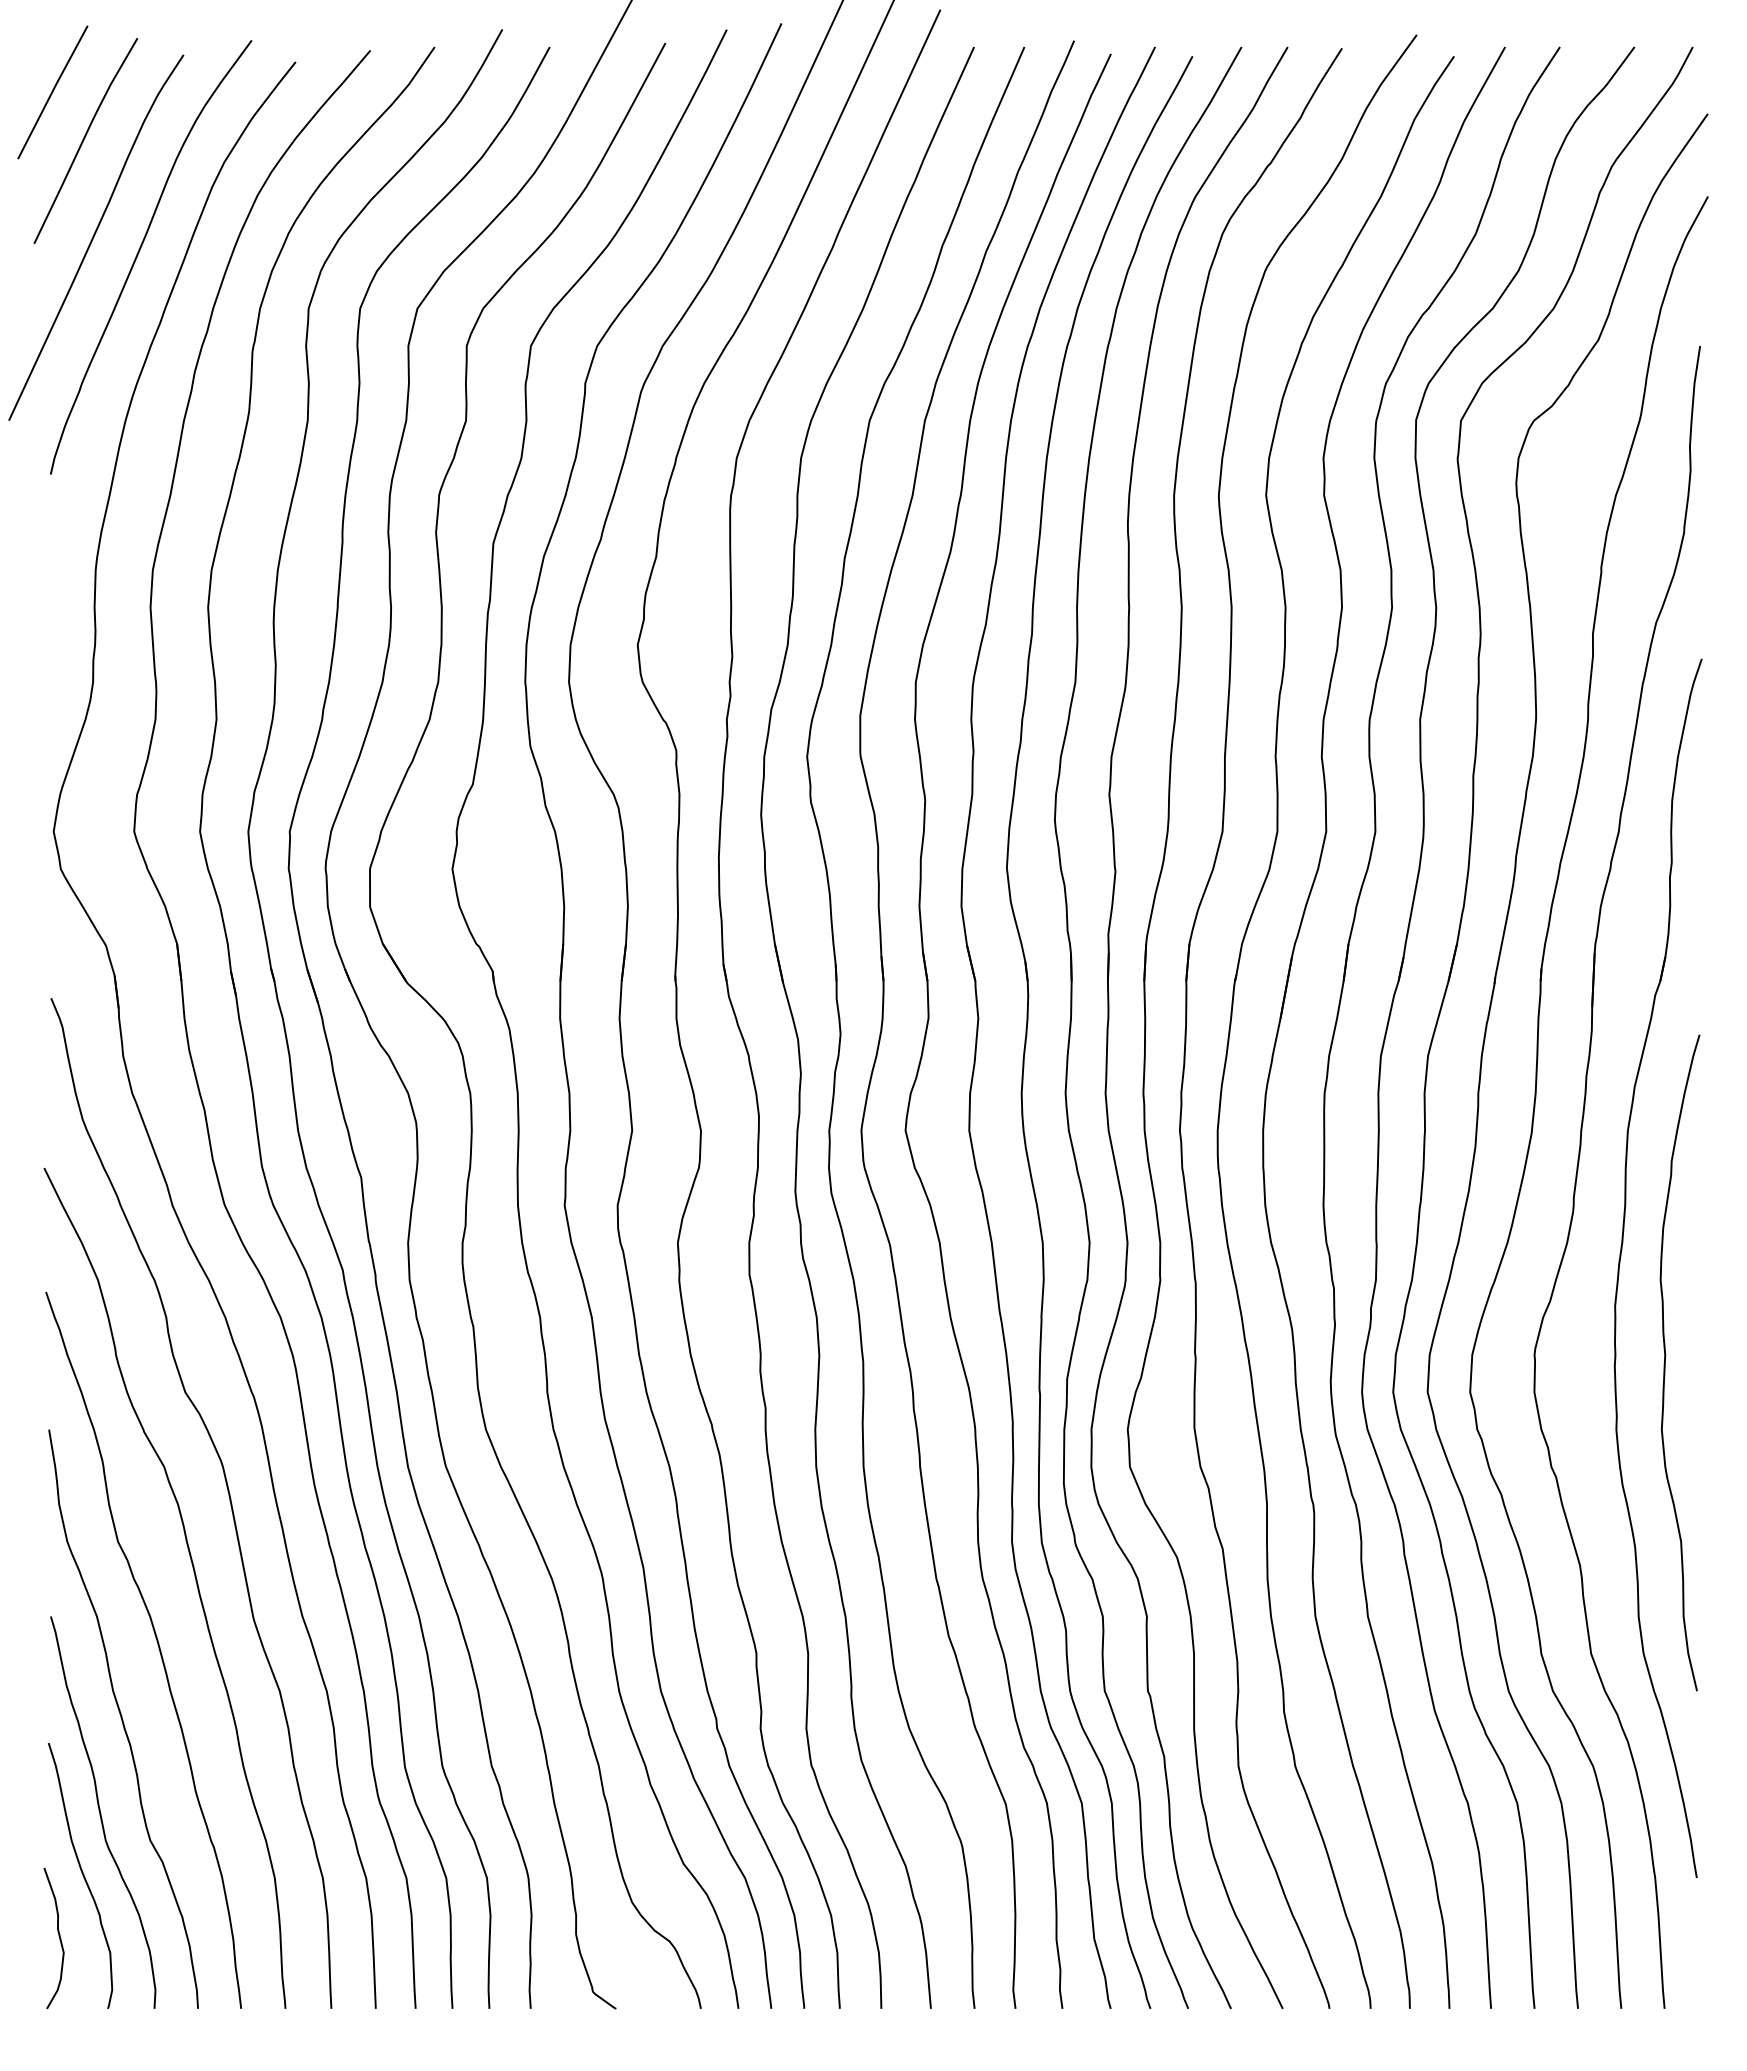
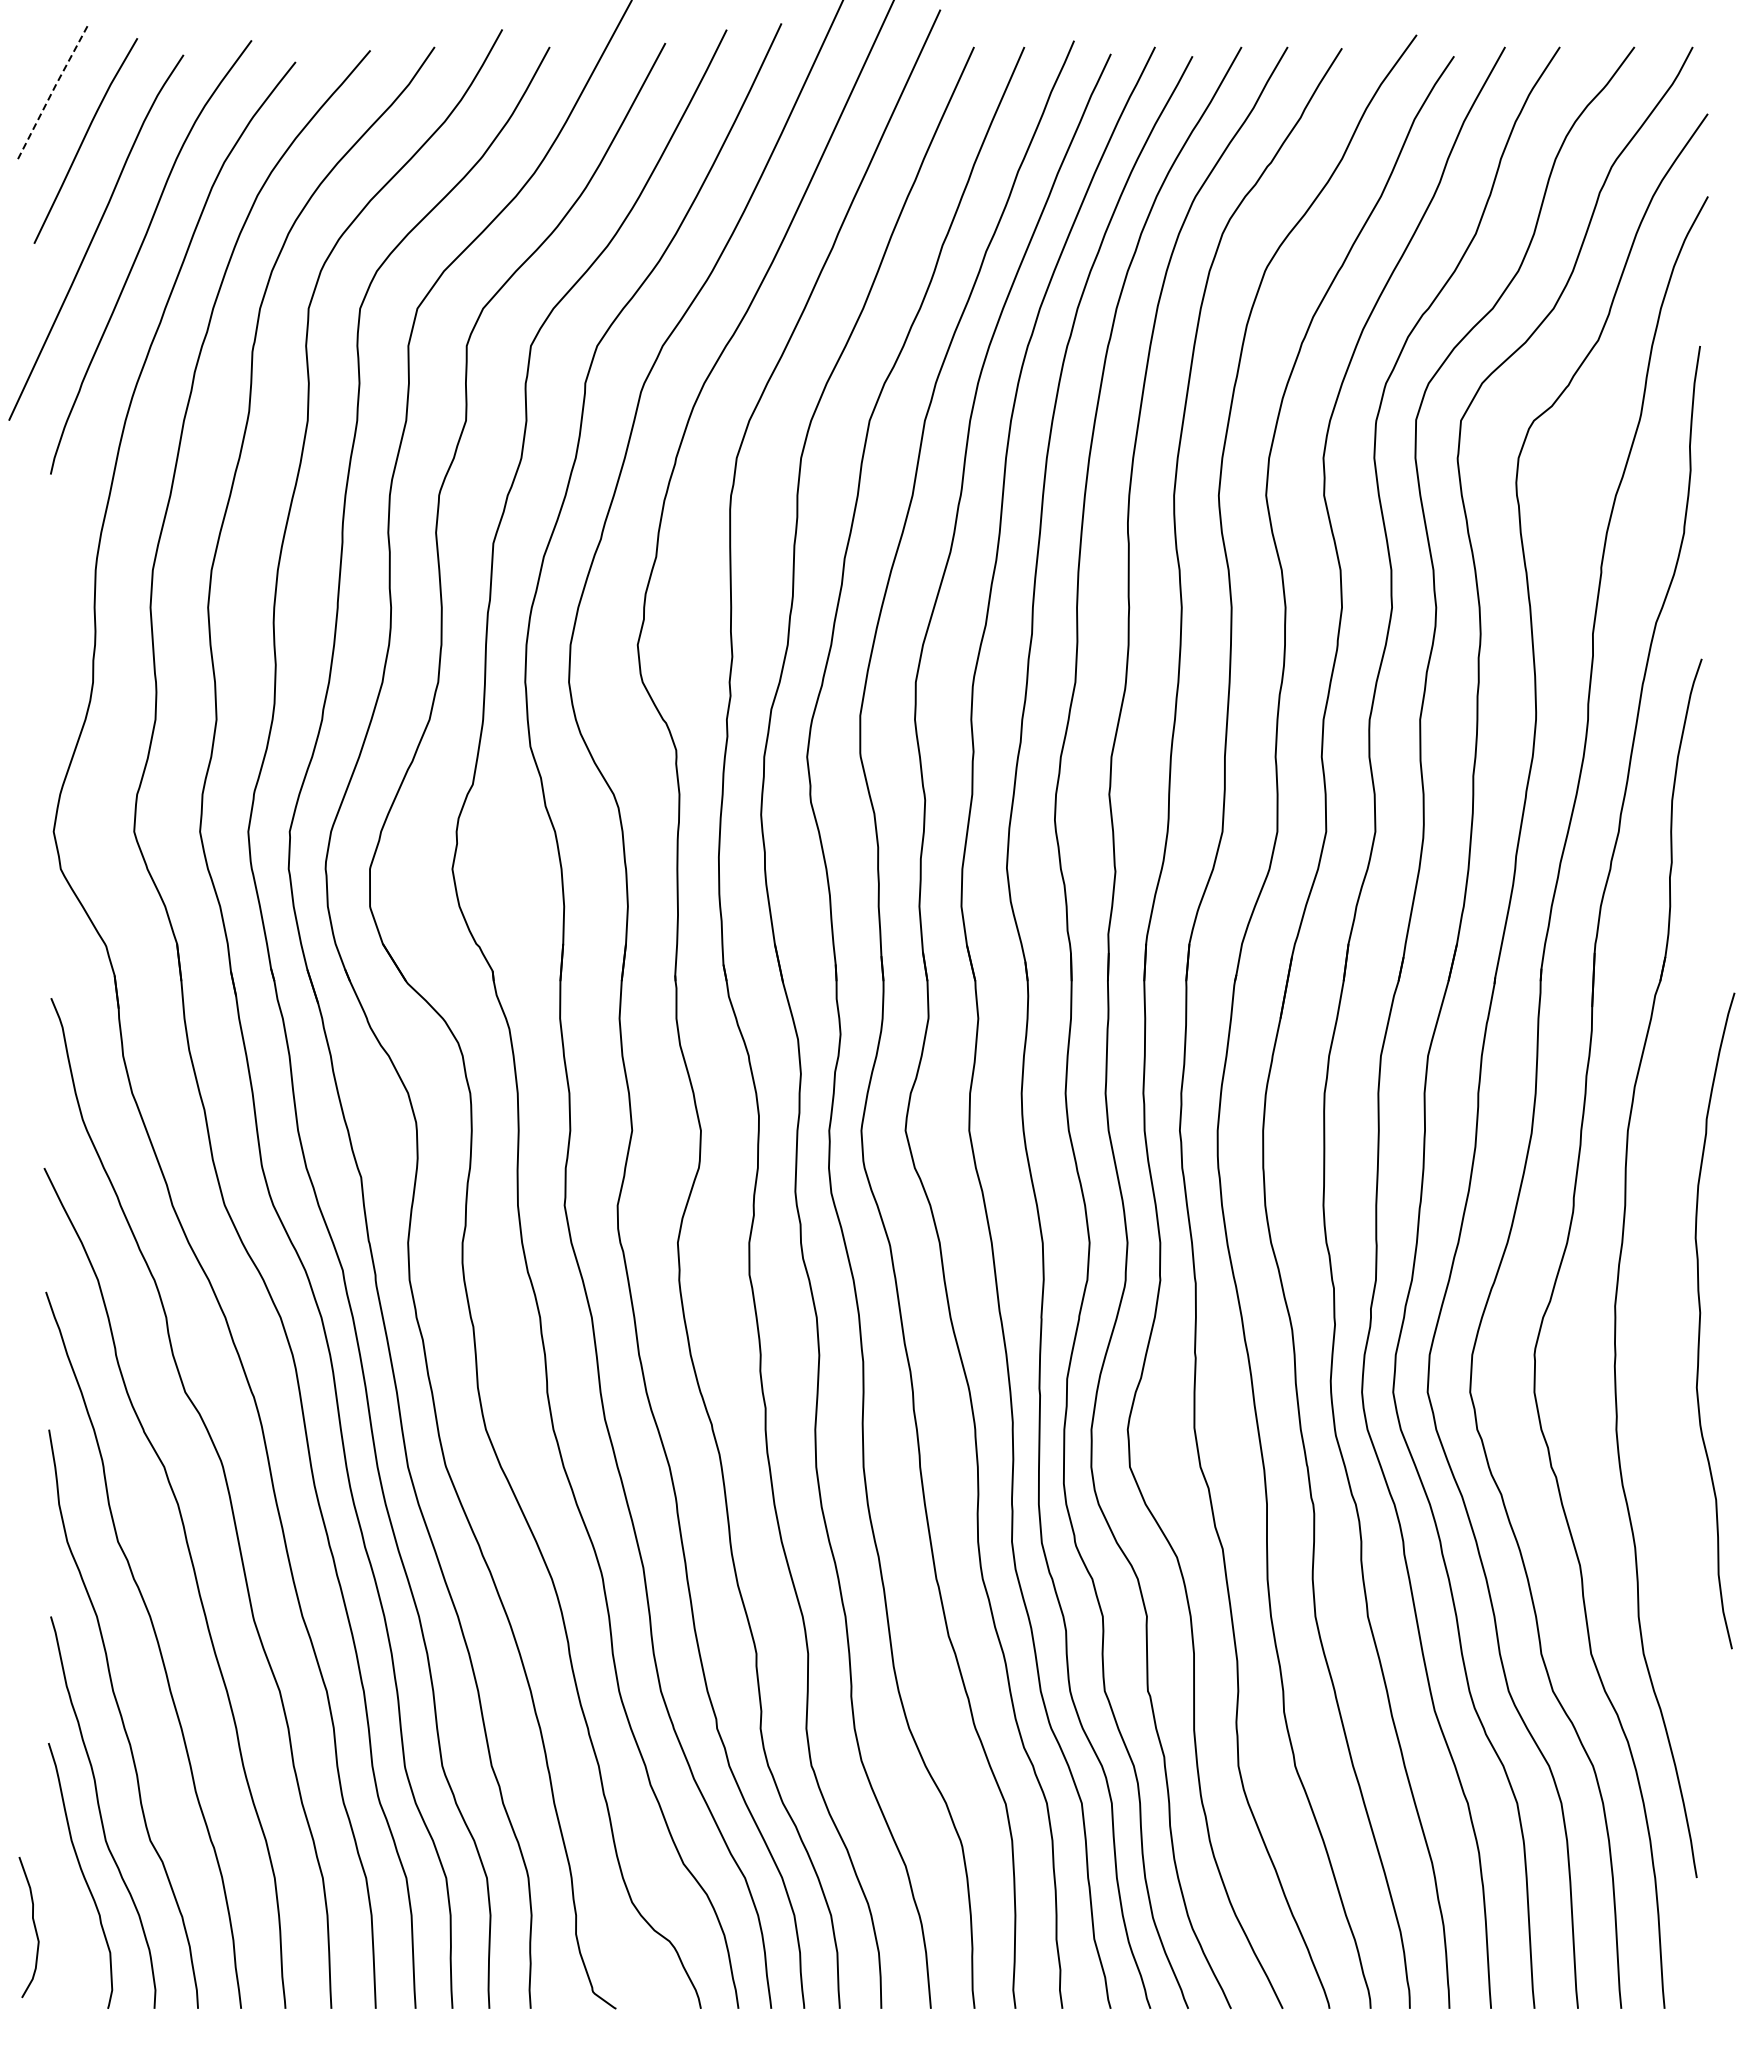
line: solid -> dashed (52, 91)
curve position: (1665, 1362) -> (1700, 1320) (1700, 1320)
curve position: (58, 1936) -> (33, 1925) (33, 1925)
